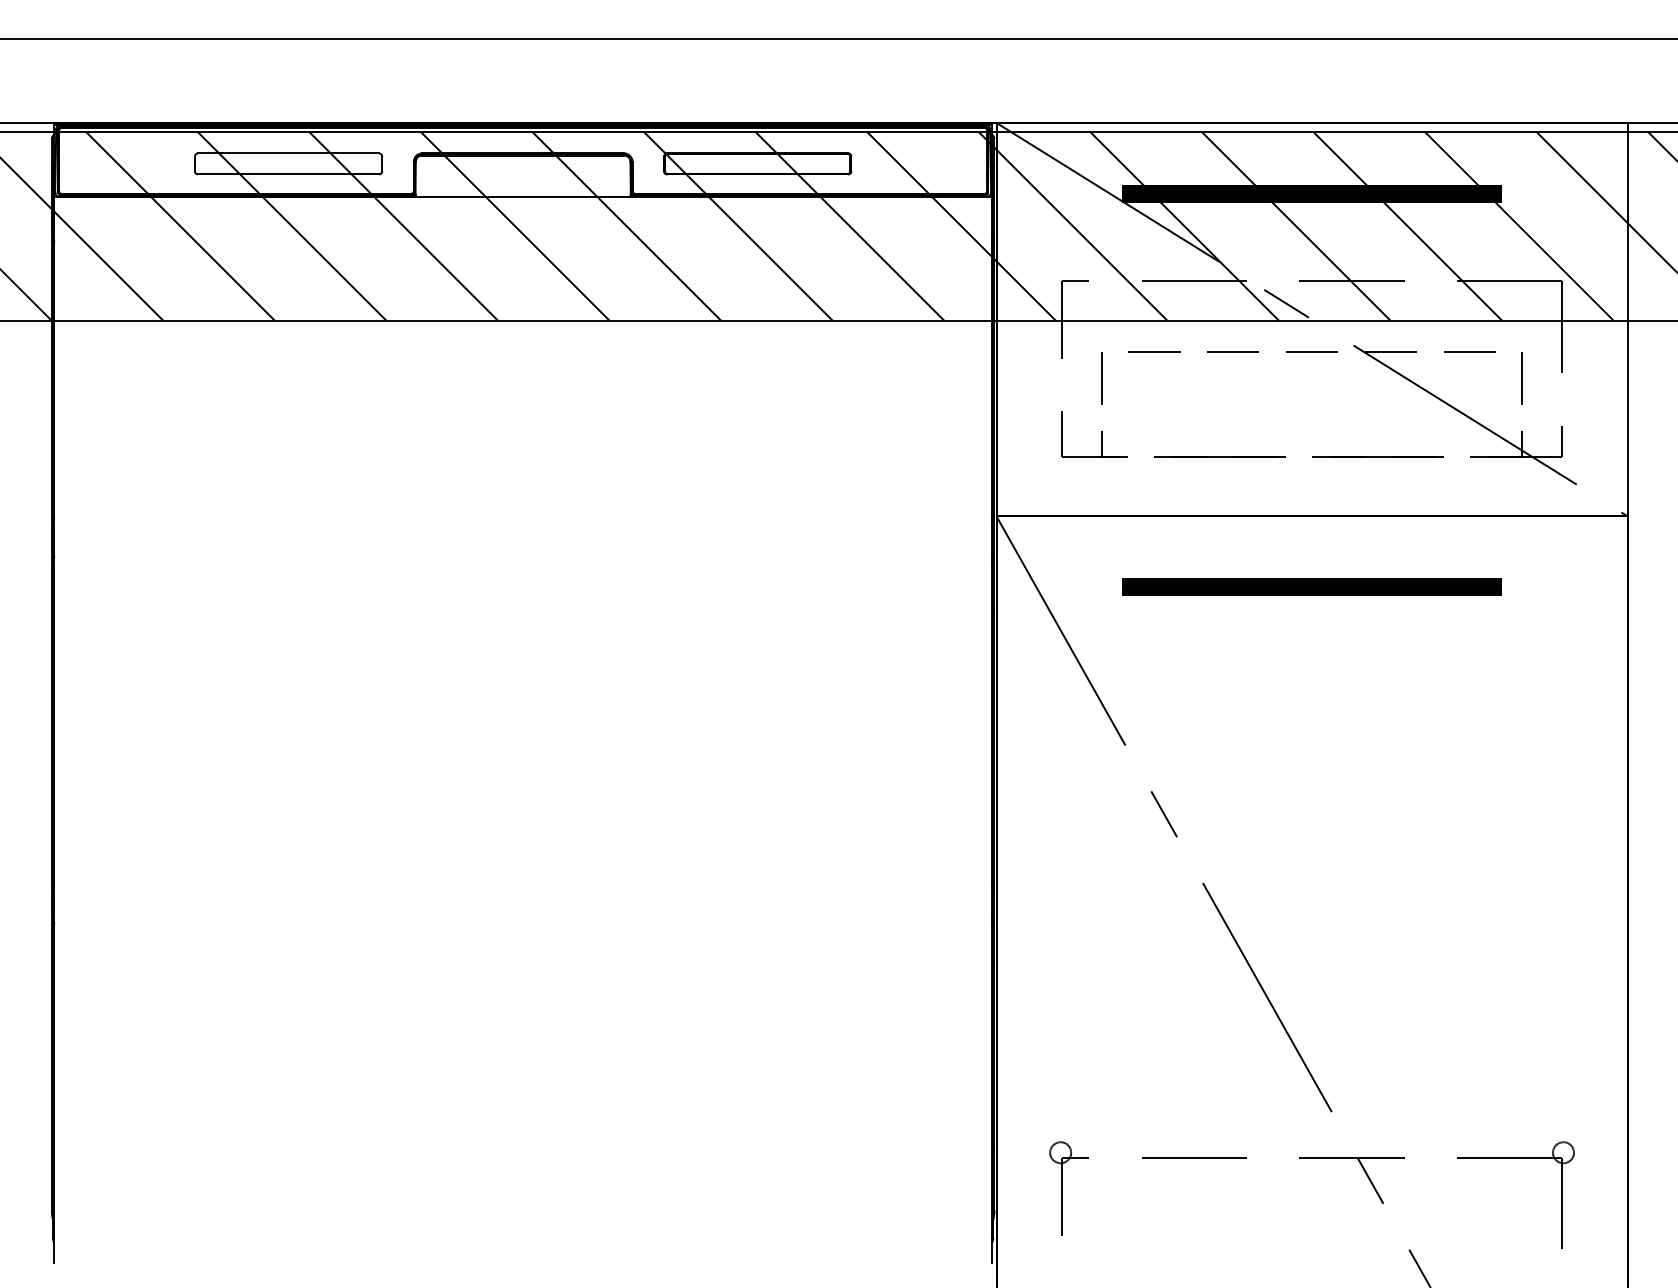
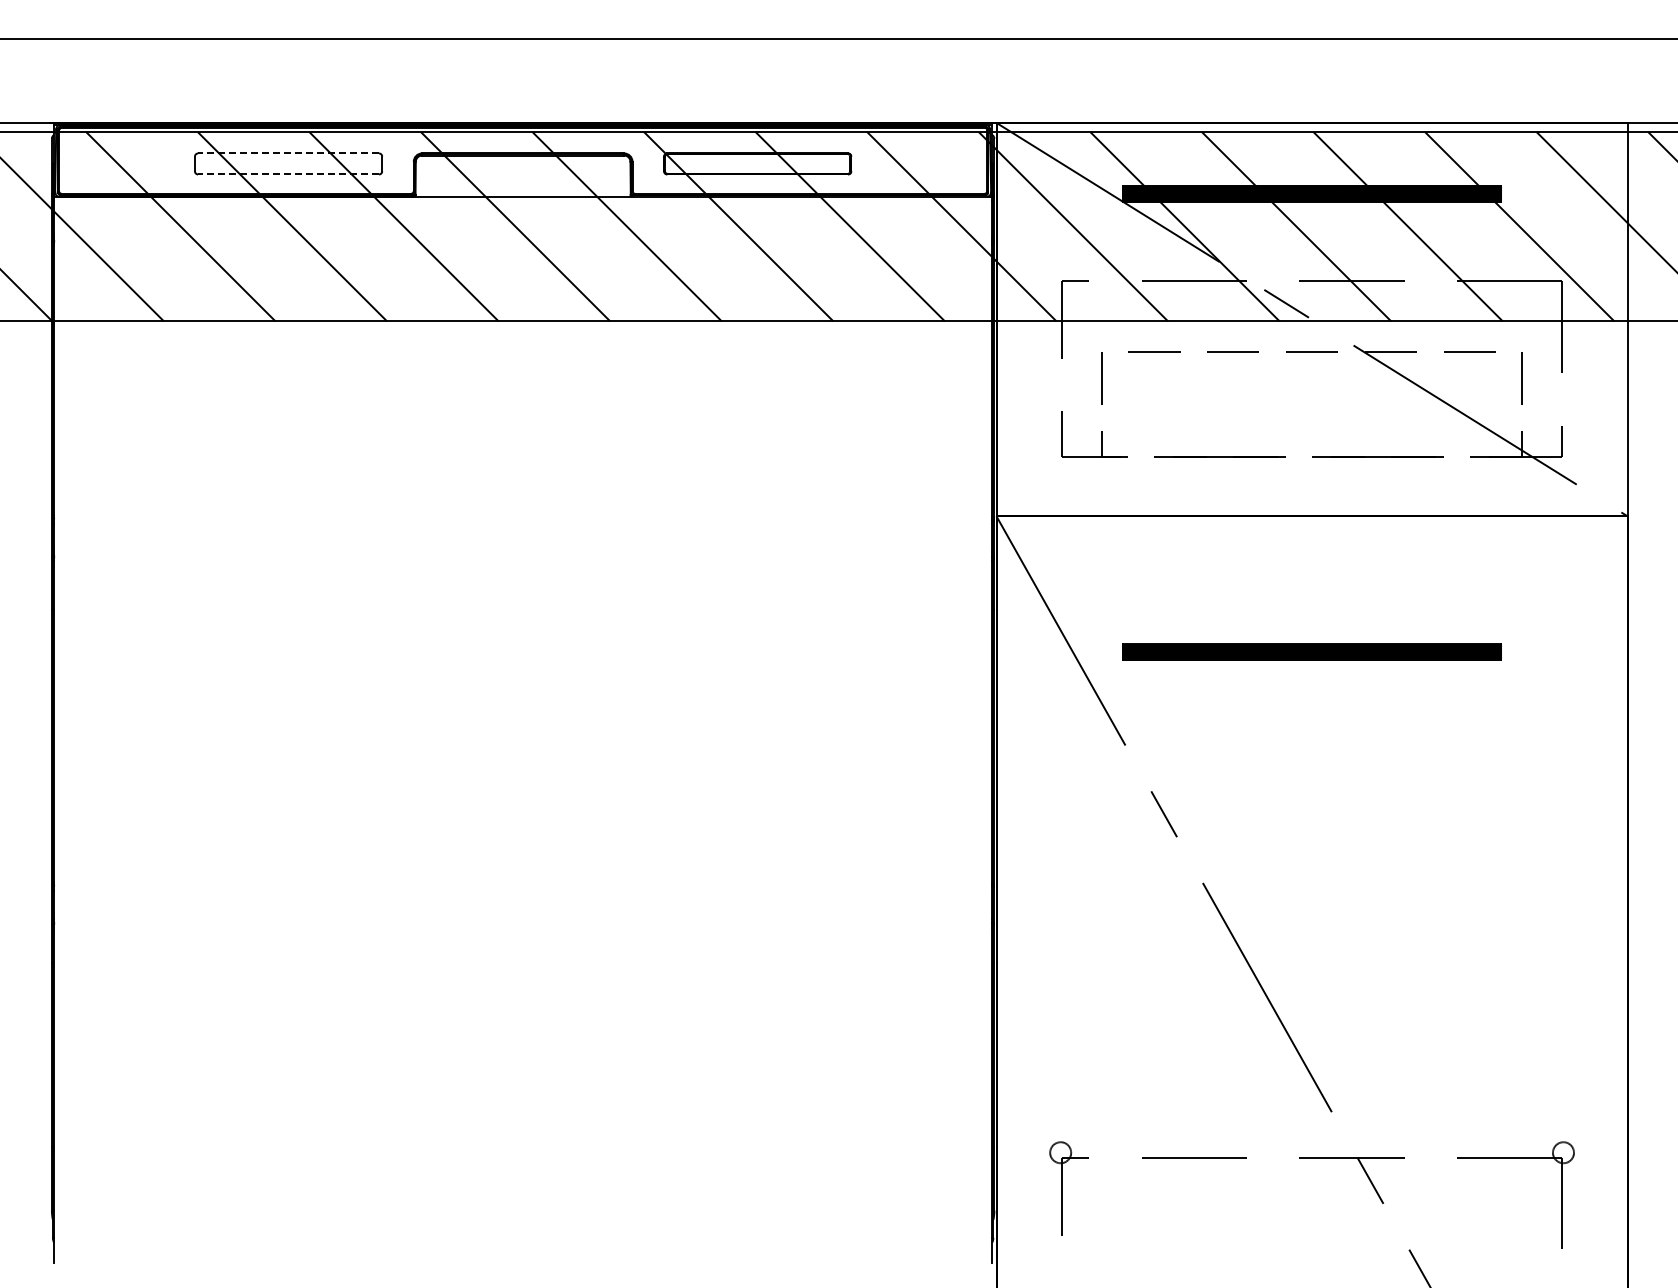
line: solid -> dashed (288, 153)
line: solid -> dashed (288, 174)
part position: (1311, 586) -> (1311, 651) (1311, 651)
